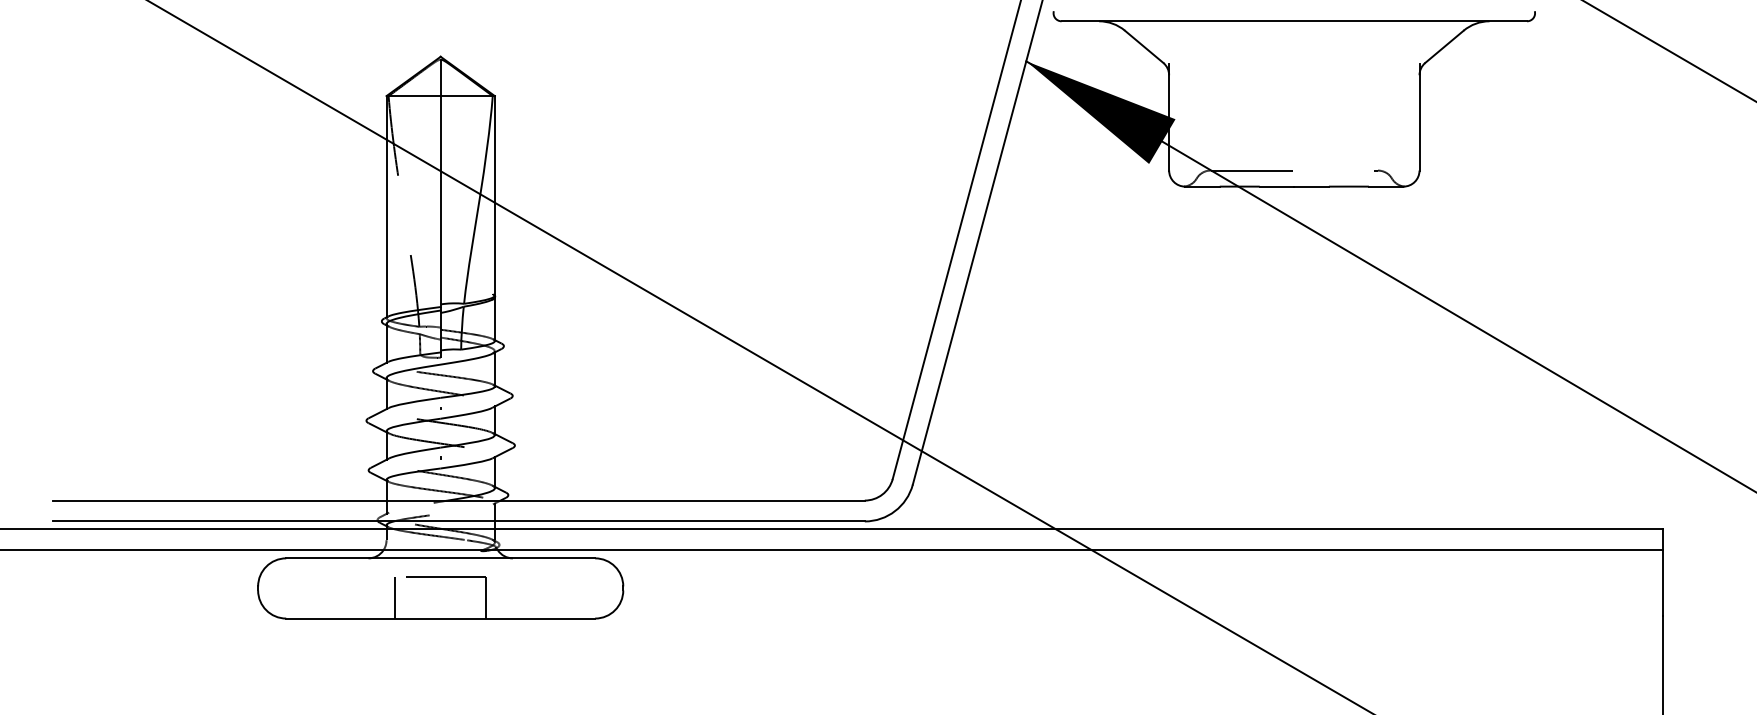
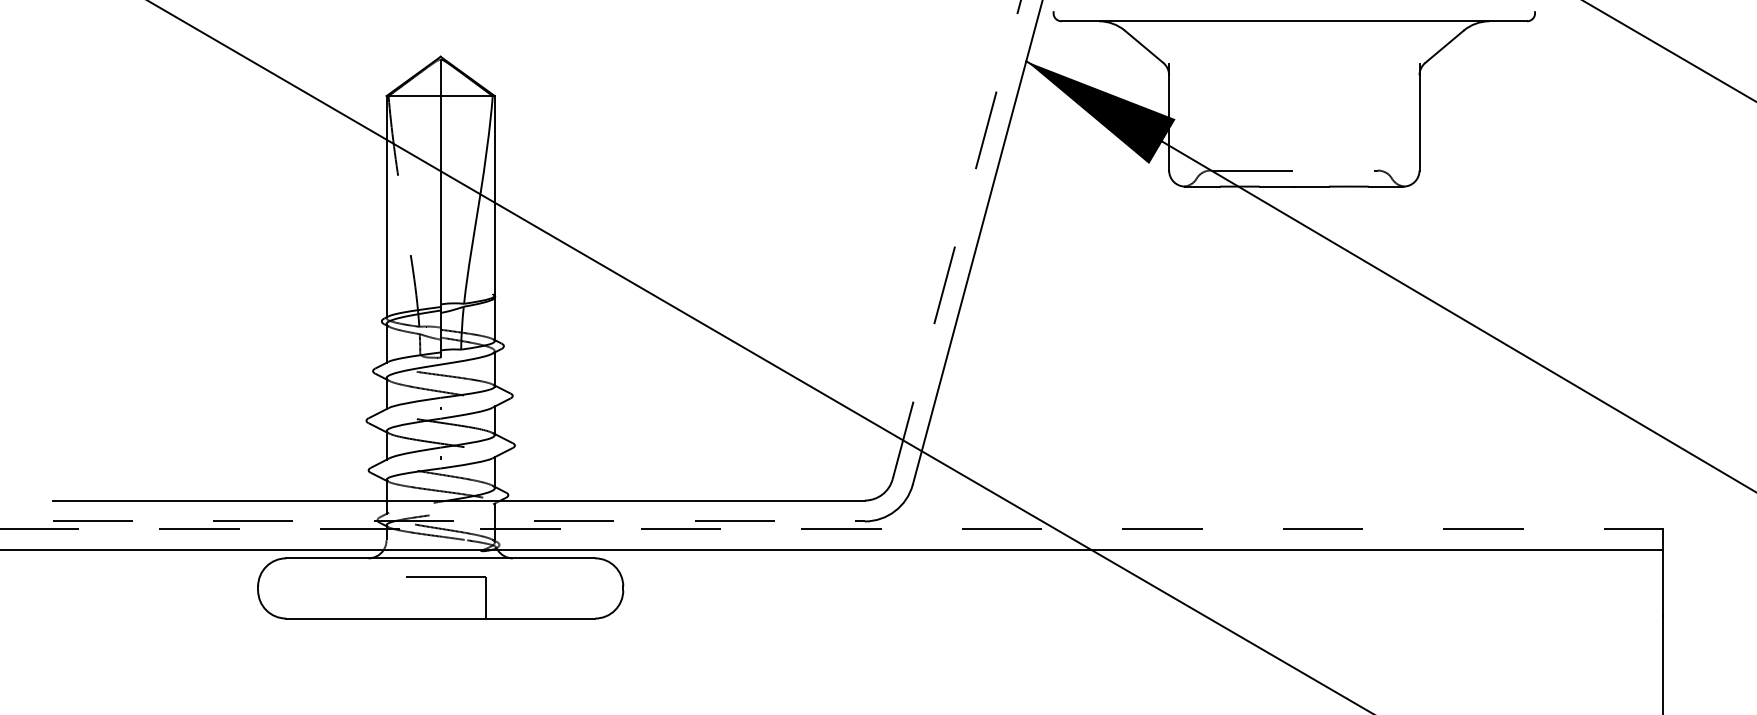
line: solid -> dashed (956, 239)
line: solid -> dashed (459, 521)
line: solid -> dashed (831, 529)
line: present -> none (395, 597)
